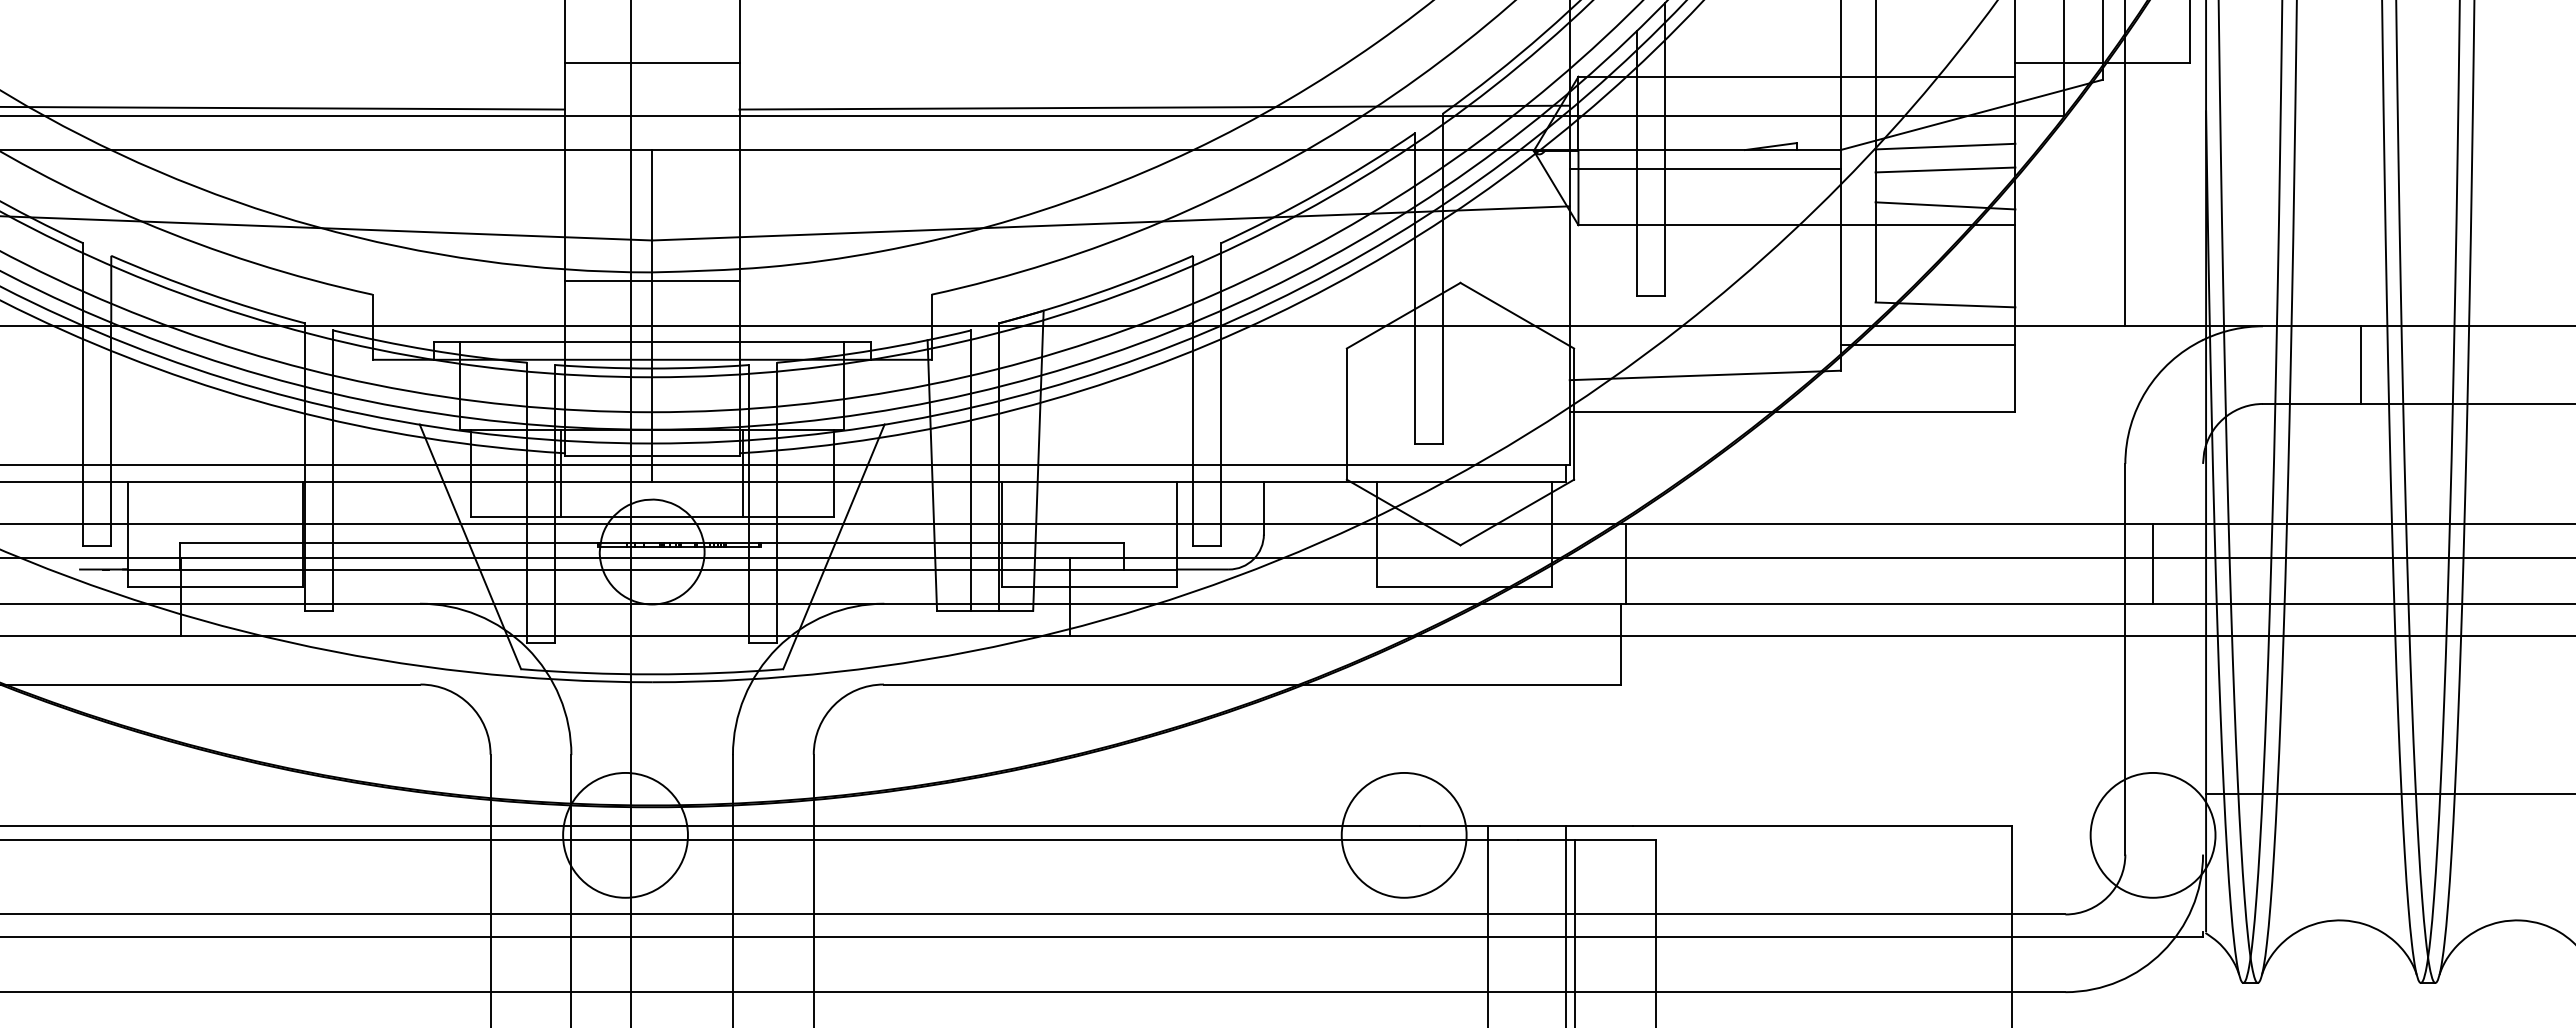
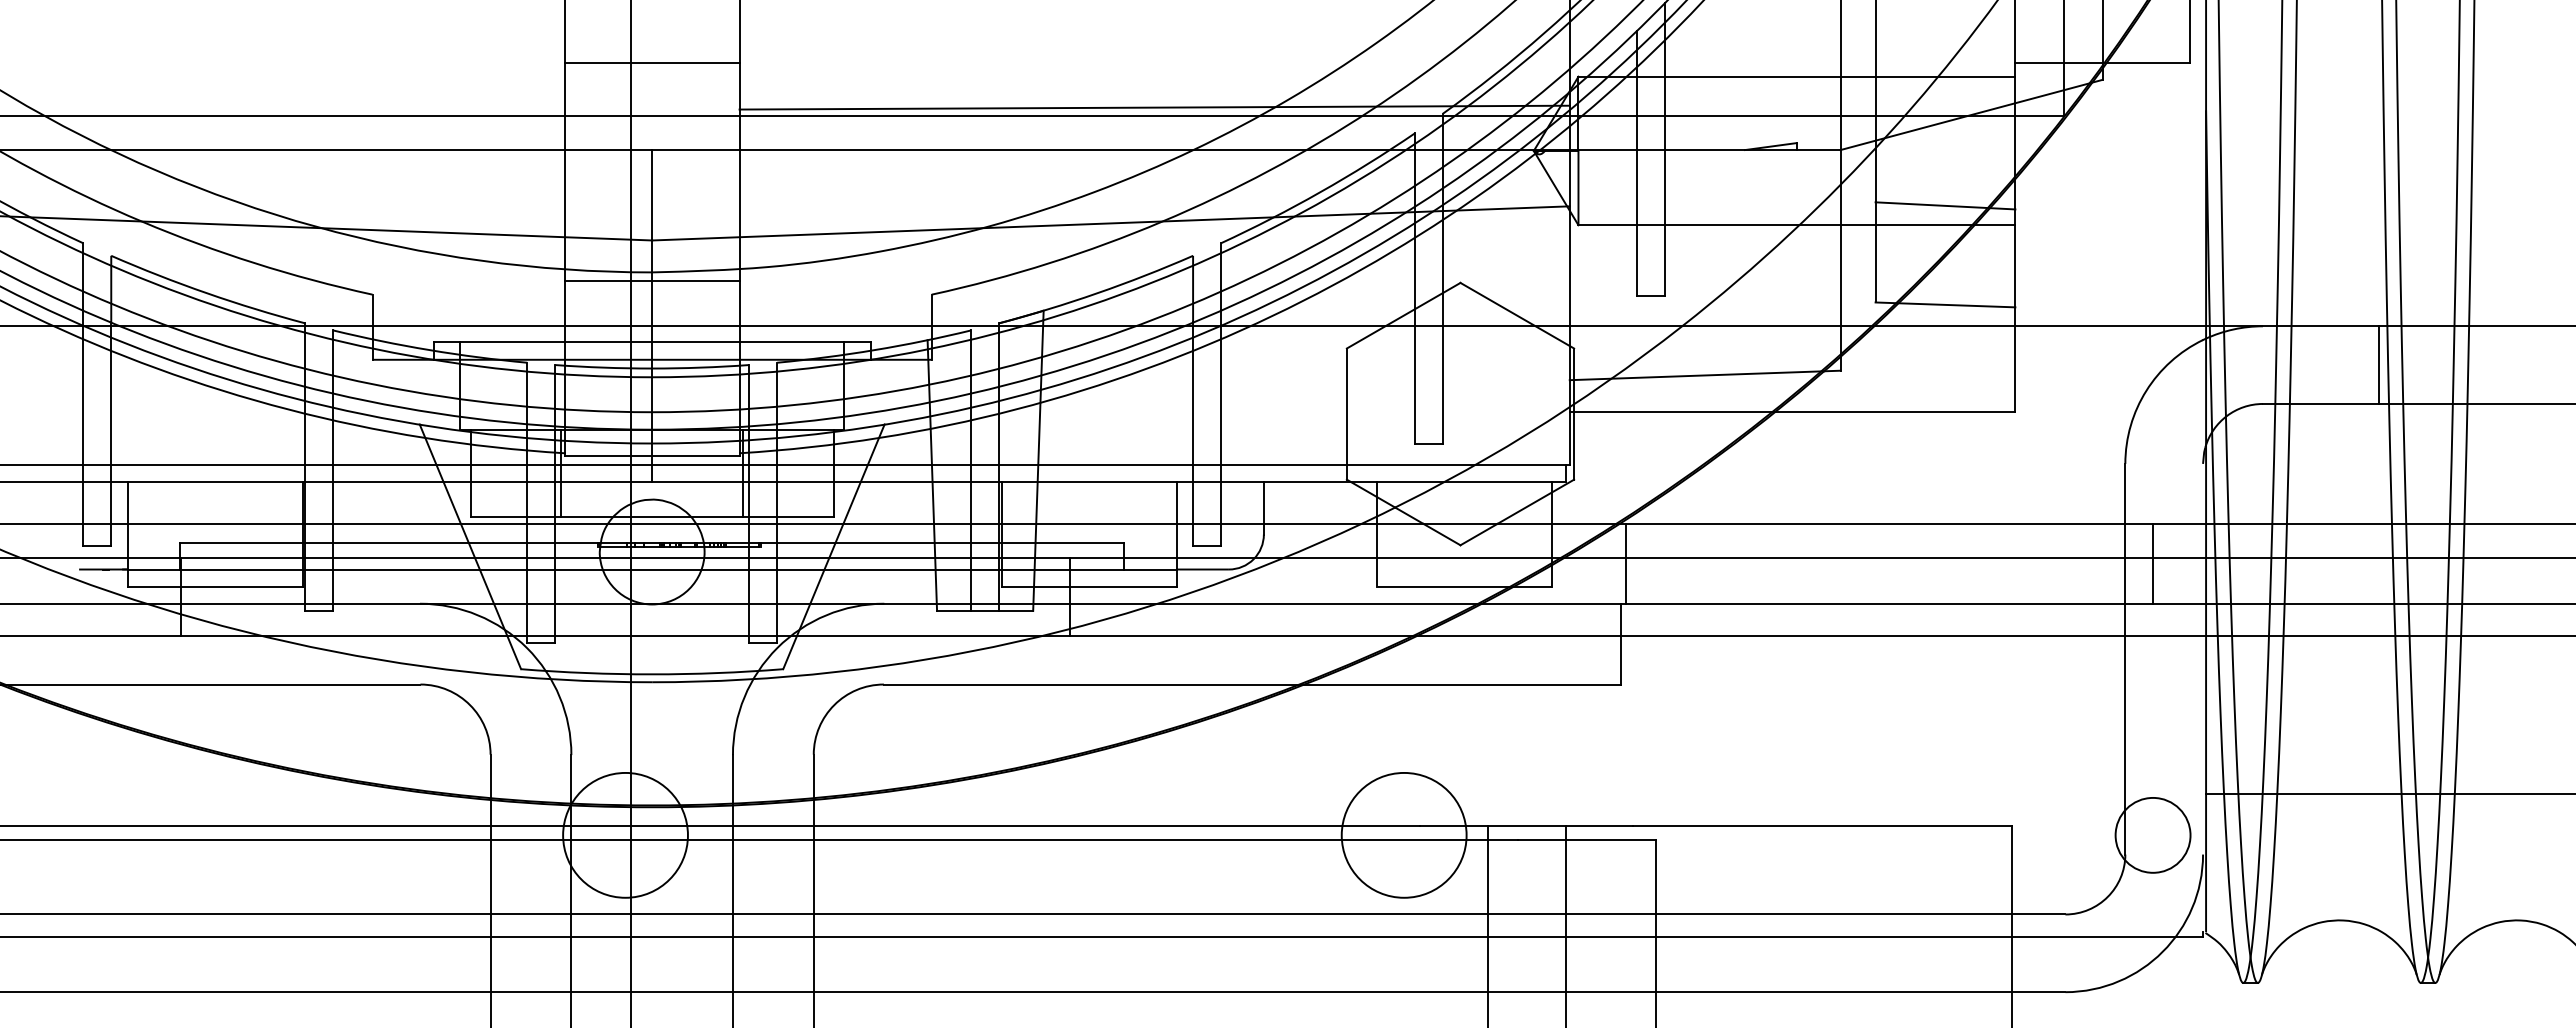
line: present -> none (283, 107)
line: present -> none (1945, 146)
line: present -> none (2125, 164)
line: present -> none (1704, 168)
line: present -> none (1945, 169)
line: present -> none (1927, 344)
line position: (2361, 364) -> (2379, 364) (2379, 364)
circle diameter: 125 px -> 75 px (2152, 834)
line: present -> none (1574, 931)
